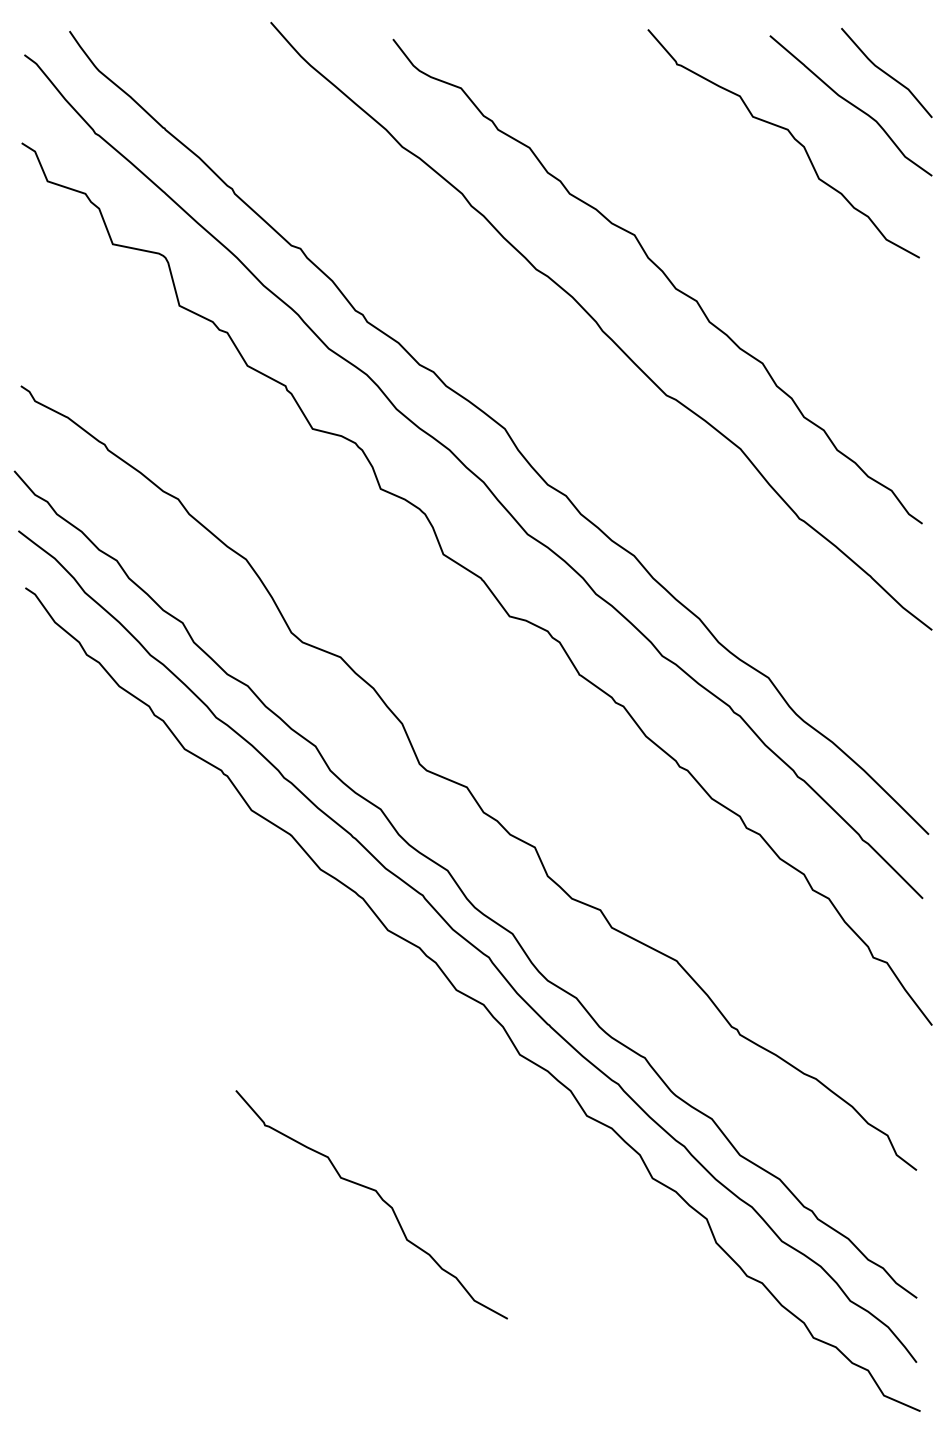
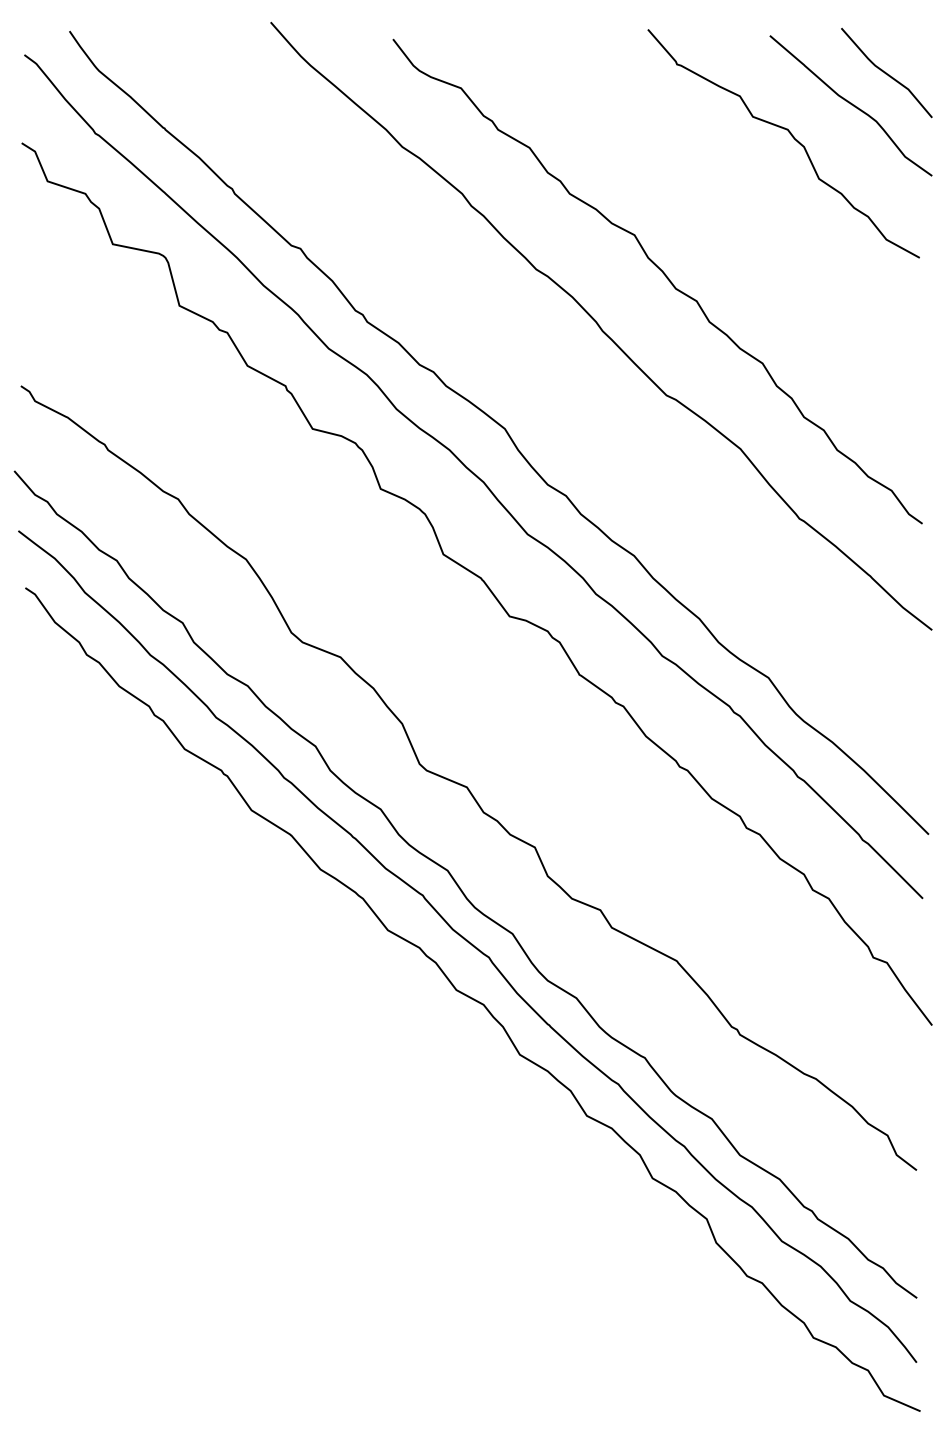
curve: present -> none (379, 1197)
